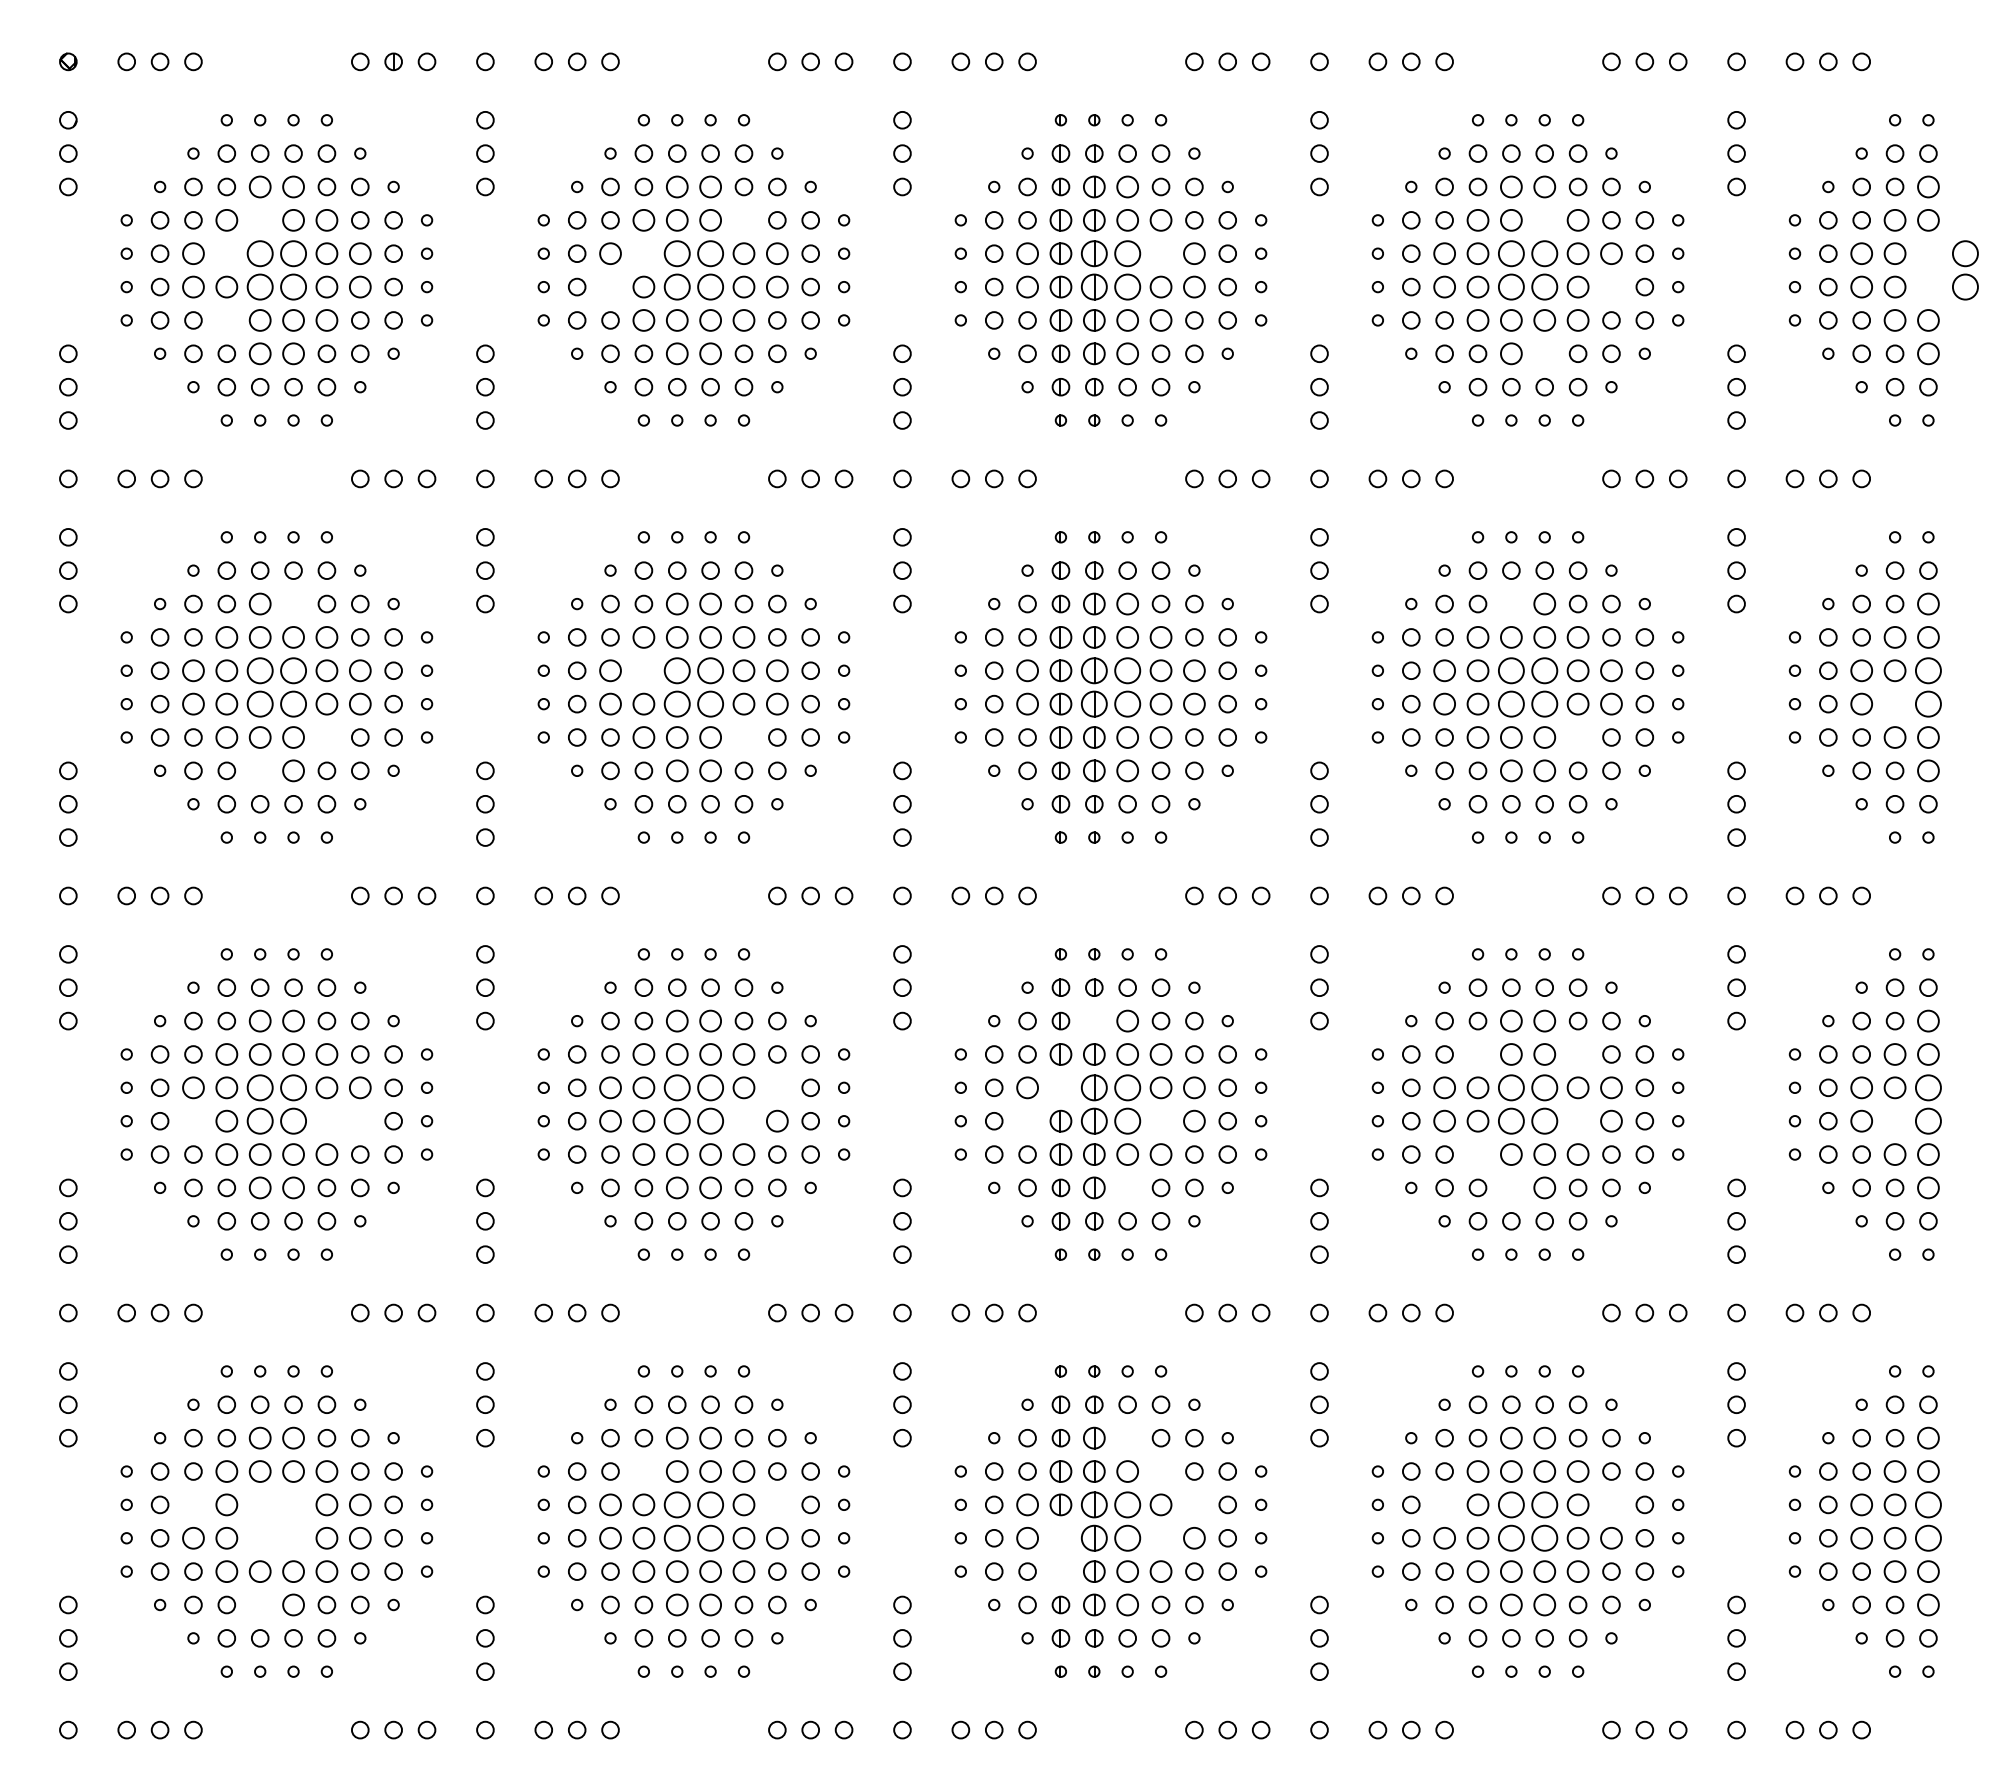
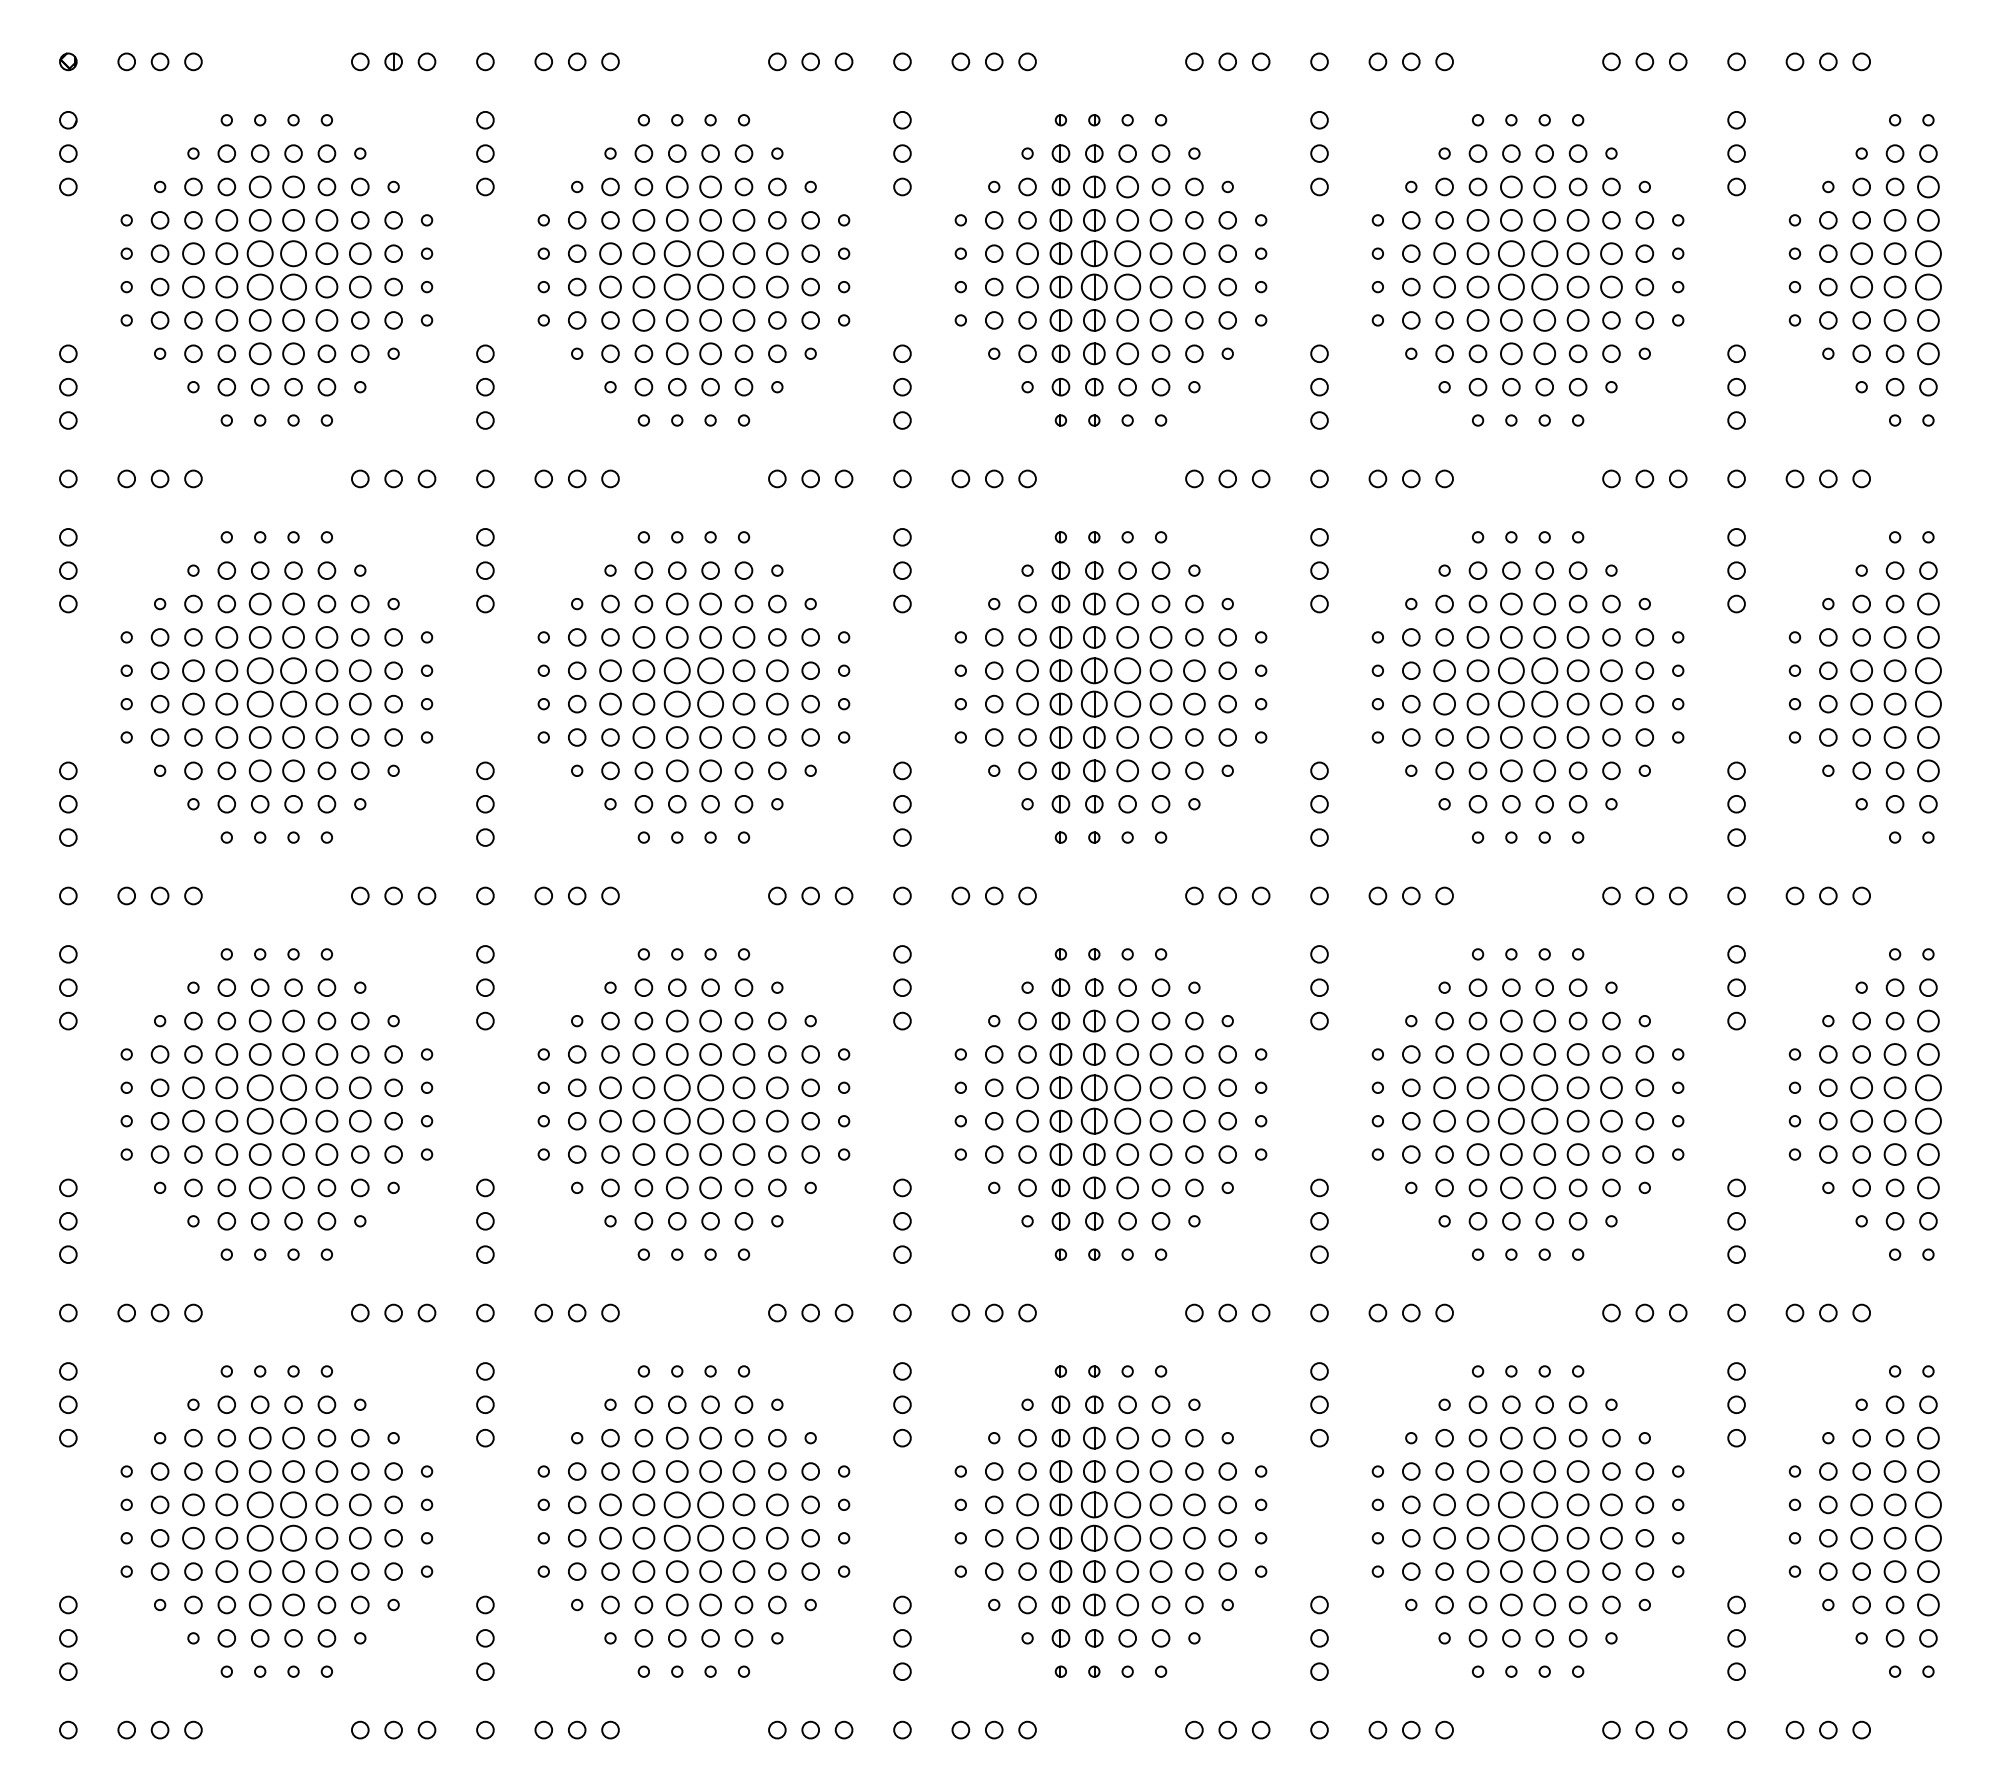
circle: none -> present (259, 220)
circle: none -> present (743, 220)
circle: none -> present (1544, 220)
circle: none -> present (226, 253)
circle: none -> present (643, 253)
circle: none -> present (1160, 253)
part position: (1965, 270) -> (1928, 270) (1928, 270)
circle: none -> present (610, 286)
circle: none -> present (1611, 286)
circle: none -> present (226, 320)
circle: none -> present (1544, 353)
circle: none -> present (293, 603)
circle: none -> present (1511, 603)
circle: none -> present (643, 670)
circle: none -> present (1894, 703)
circle: none -> present (326, 737)
circle: none -> present (743, 737)
circle: none -> present (1577, 737)
circle: none -> present (259, 770)
part: none -> present (1094, 1020)
circle: none -> present (1477, 1054)
circle: none -> present (1577, 1054)
circle: none -> present (777, 1087)
part: none -> present (1060, 1087)
circle: none -> present (193, 1120)
circle: none -> present (326, 1120)
circle: none -> present (360, 1120)
circle: none -> present (743, 1120)
circle: none -> present (1027, 1120)
circle: none -> present (1160, 1120)
circle: none -> present (1577, 1120)
circle: none -> present (1894, 1120)
circle: none -> present (1477, 1154)
circle: none -> present (1127, 1187)
circle: none -> present (1511, 1187)
circle: none -> present (1127, 1437)
circle: none -> present (643, 1471)
circle: none -> present (1160, 1471)
circle: none -> present (193, 1504)
circle: none -> present (777, 1504)
circle: none -> present (1194, 1504)
circle: none -> present (1444, 1504)
circle: none -> present (1611, 1504)
part: none -> present (269, 1514)
part: none -> present (1060, 1538)
circle: none -> present (1160, 1538)
part: none -> present (1060, 1571)
circle: none -> present (259, 1604)
